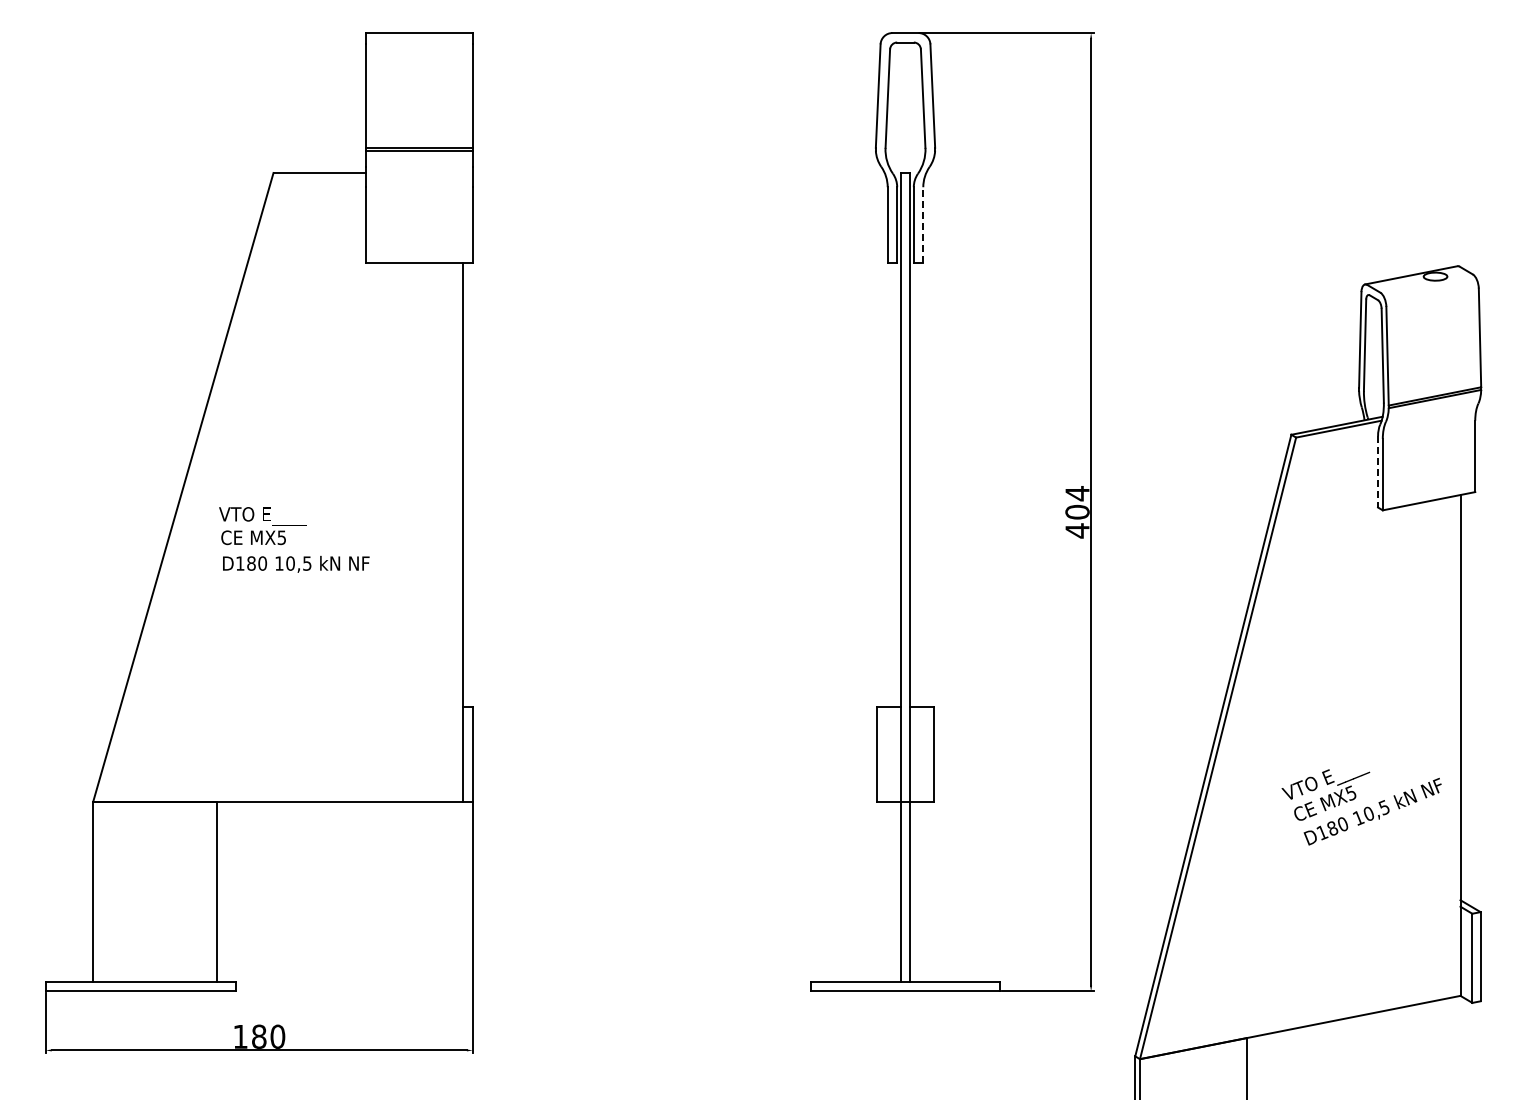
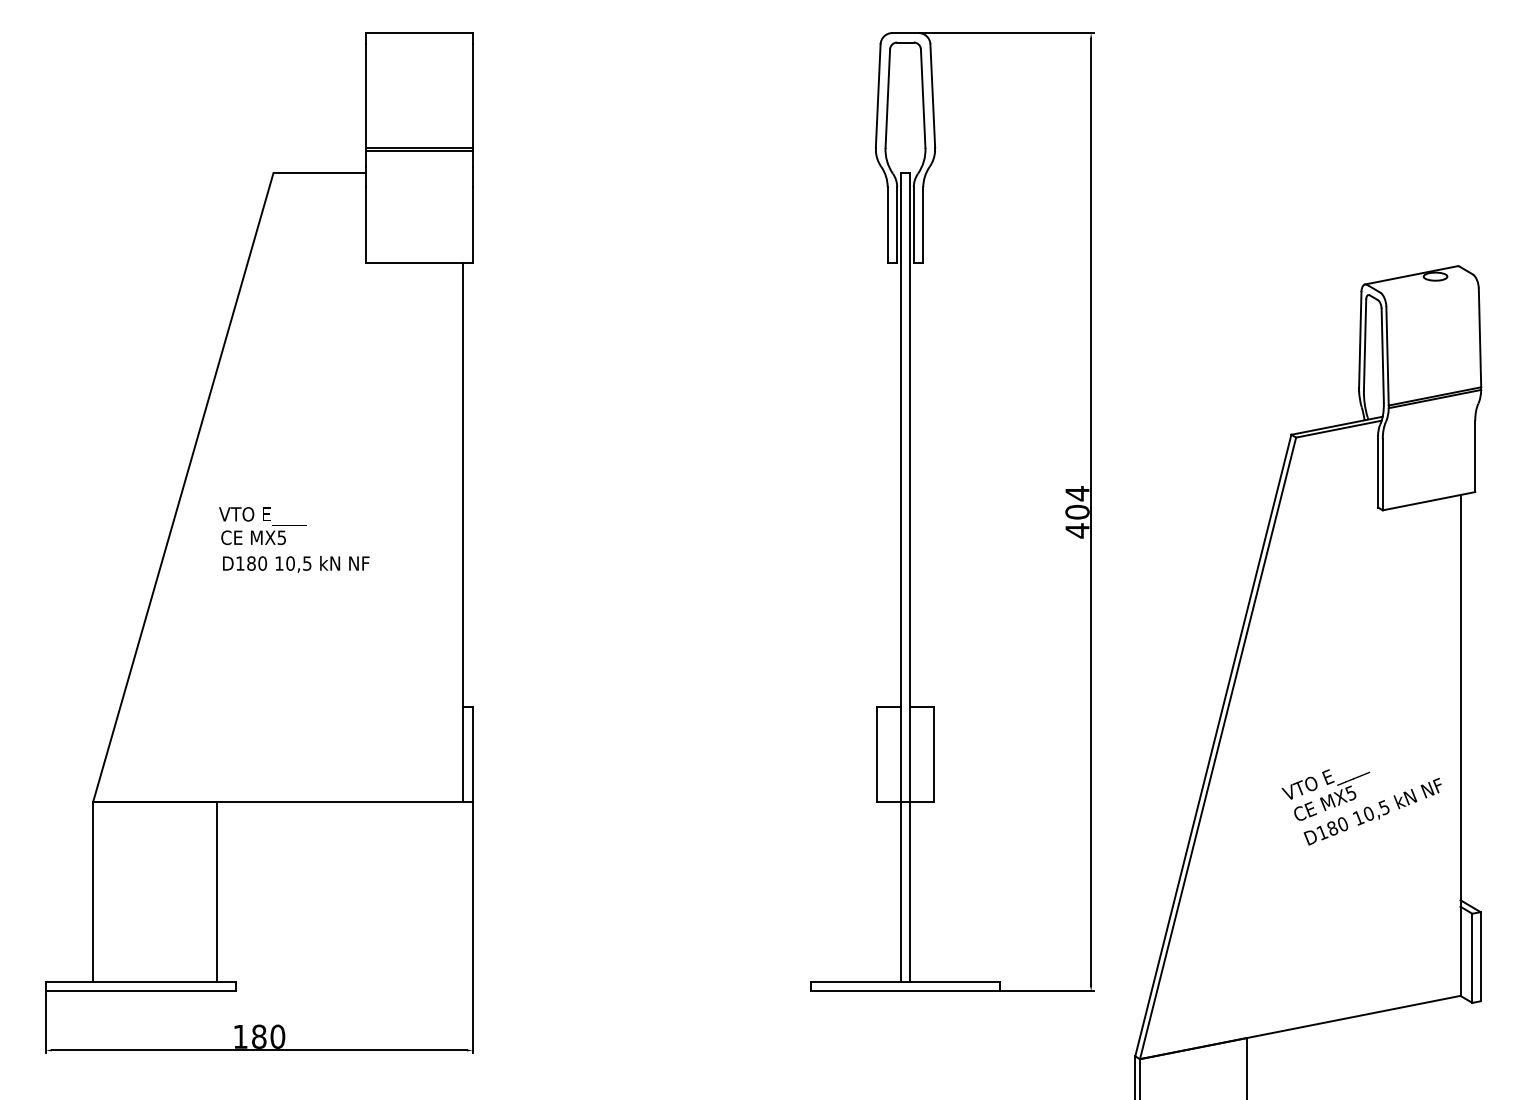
line: dashed -> solid (923, 225)
line: dashed -> solid (1378, 471)
